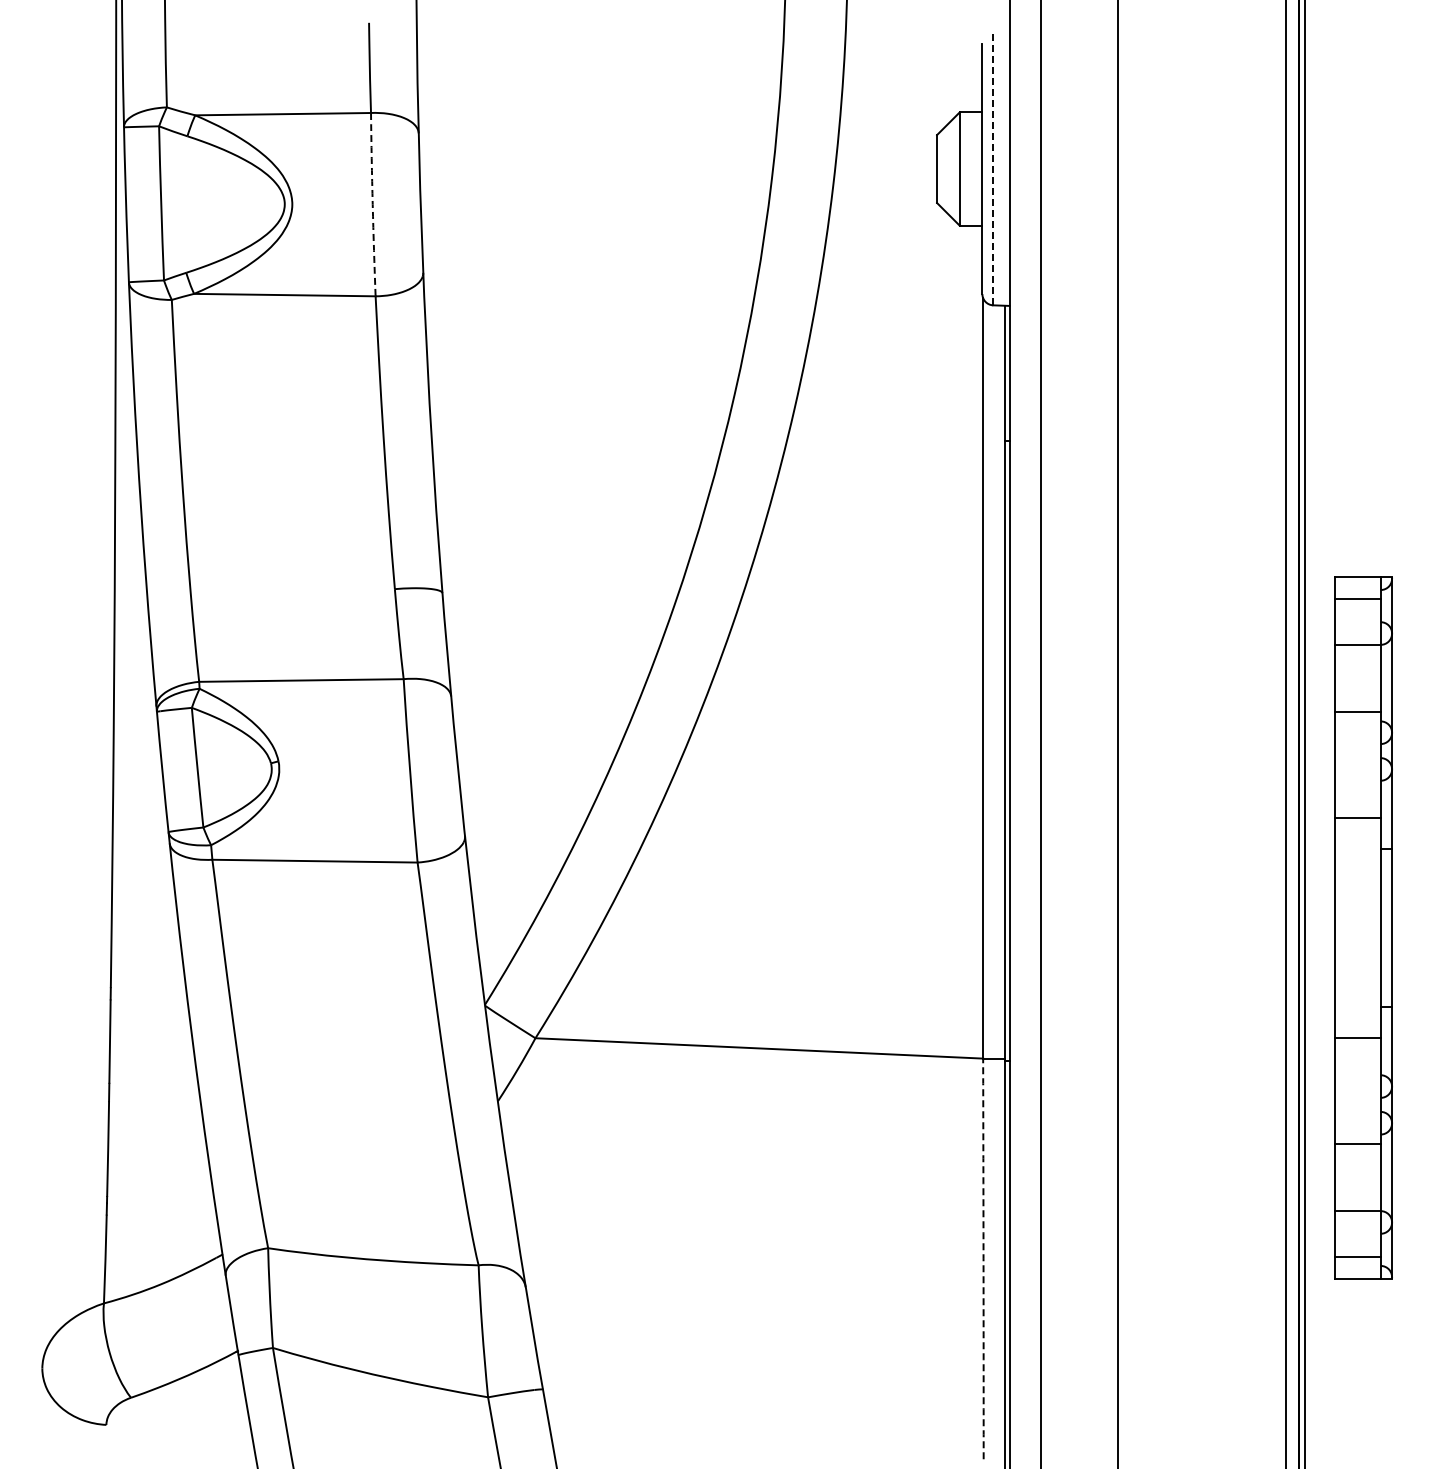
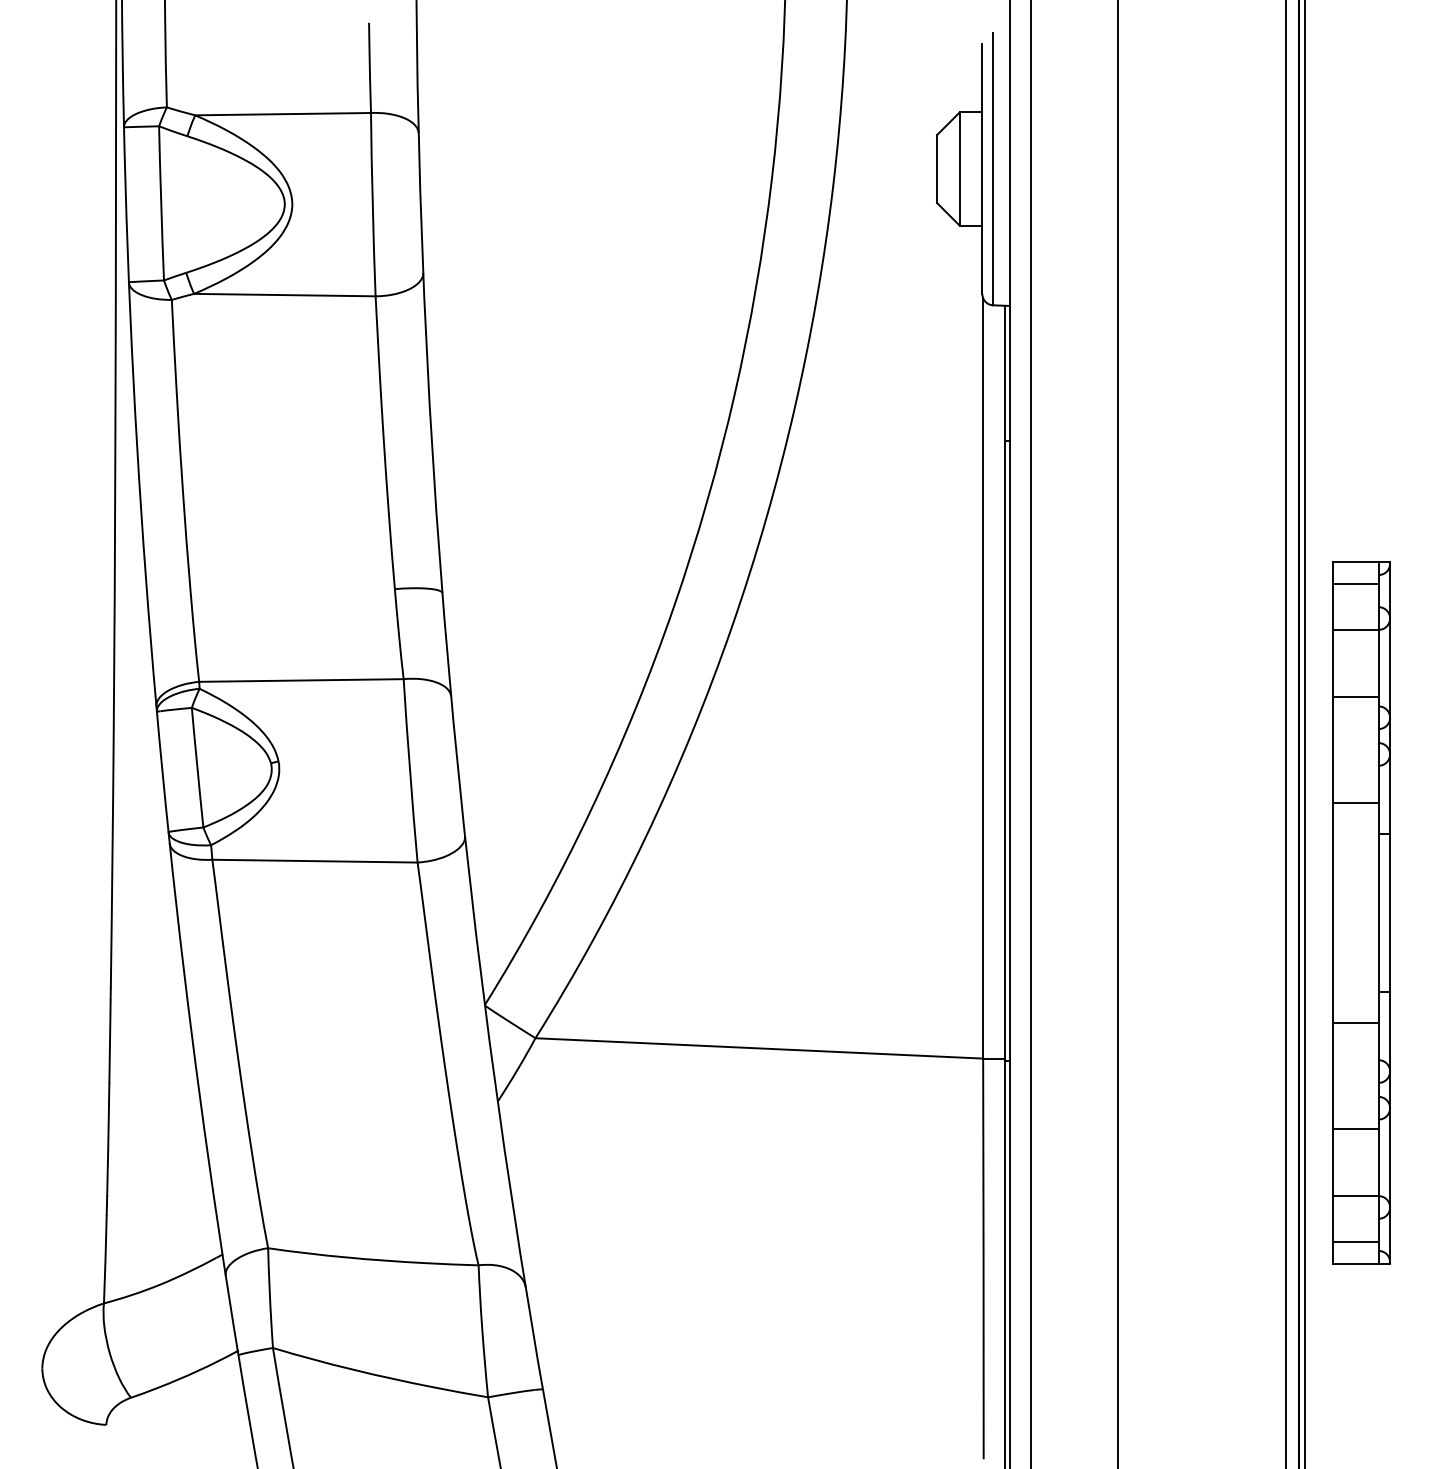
line: dashed -> solid (993, 168)
arc: dashed -> solid (372, 204)
line position: (1041, 733) -> (1031, 733) (1031, 733)
part position: (1363, 927) -> (1361, 912) (1361, 912)
arc: dashed -> solid (983, 1258)
